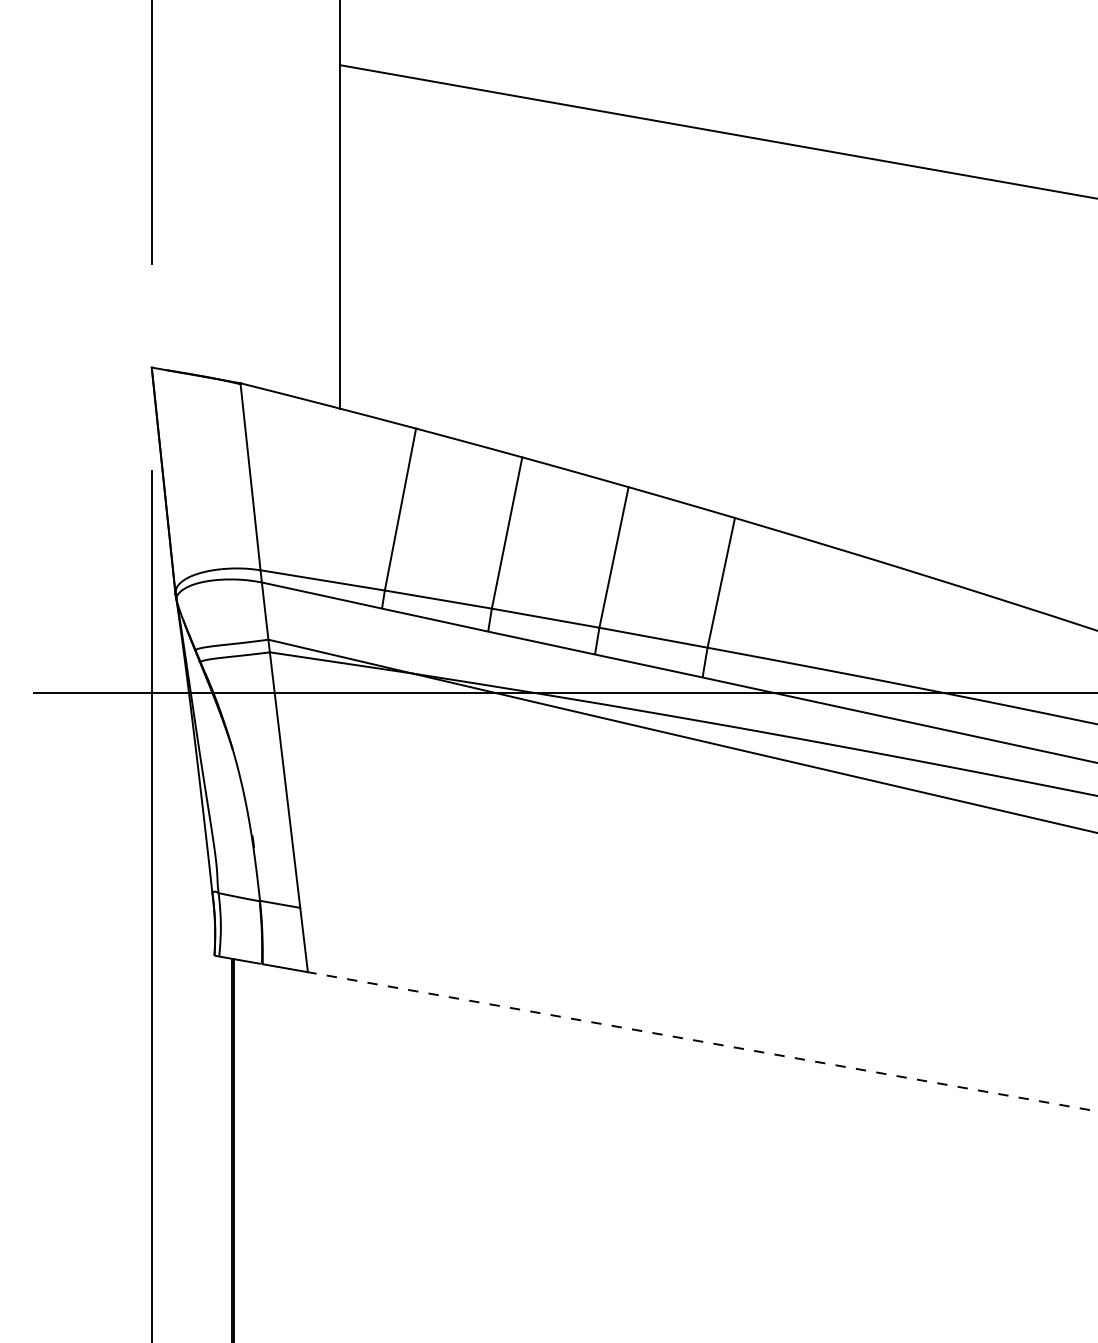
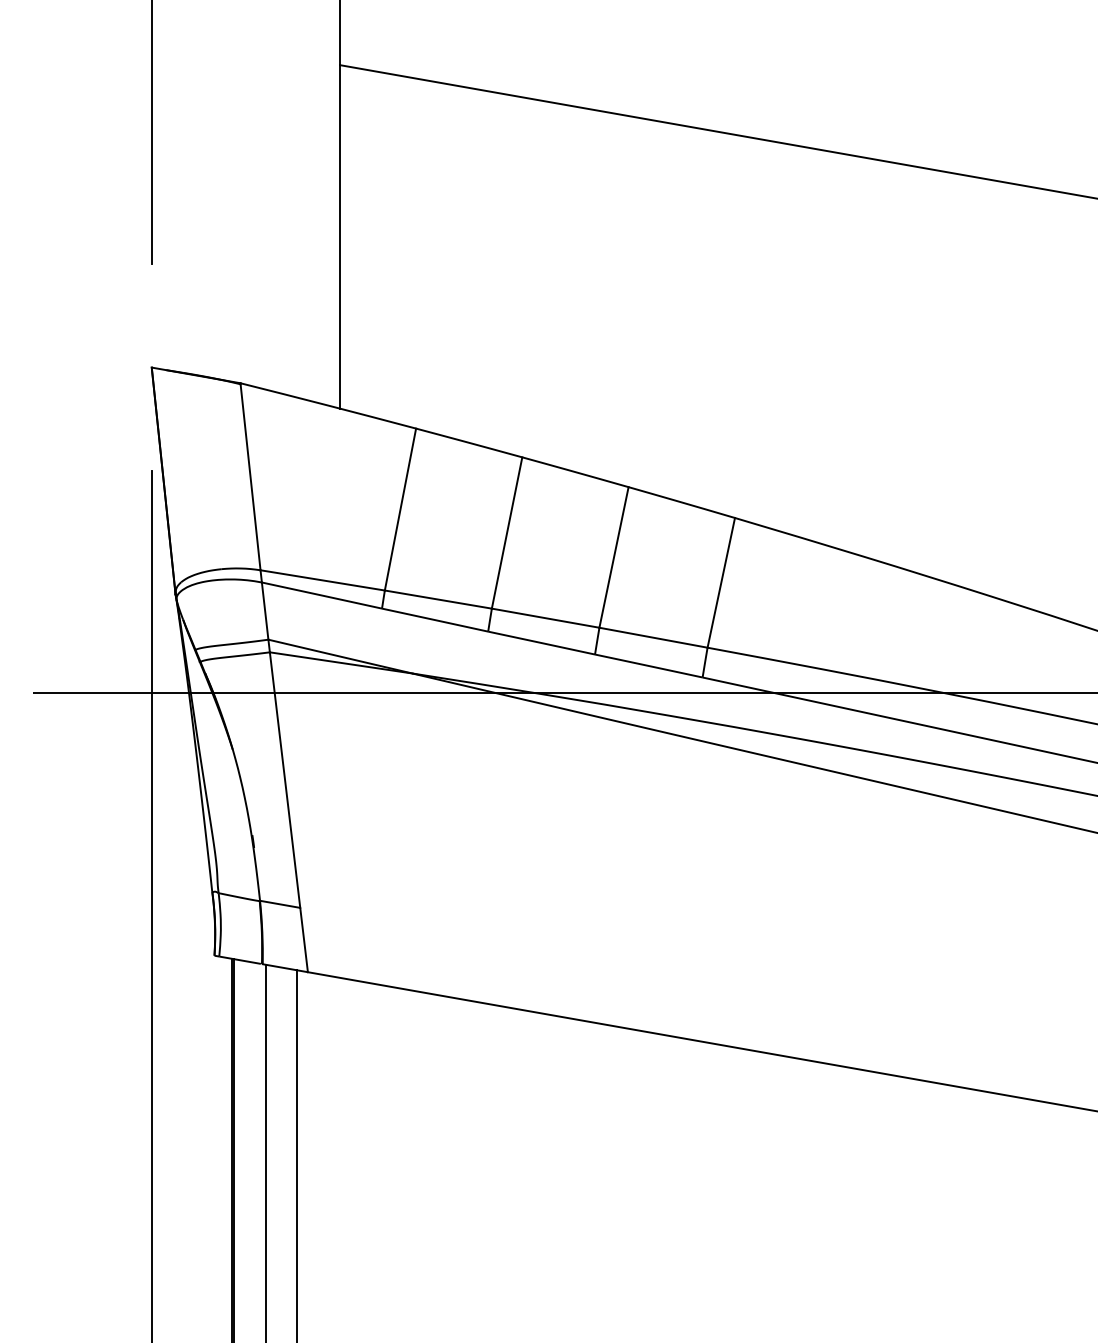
line: dashed -> solid (702, 1041)
line: none -> present (266, 1151)
line: none -> present (296, 1154)
